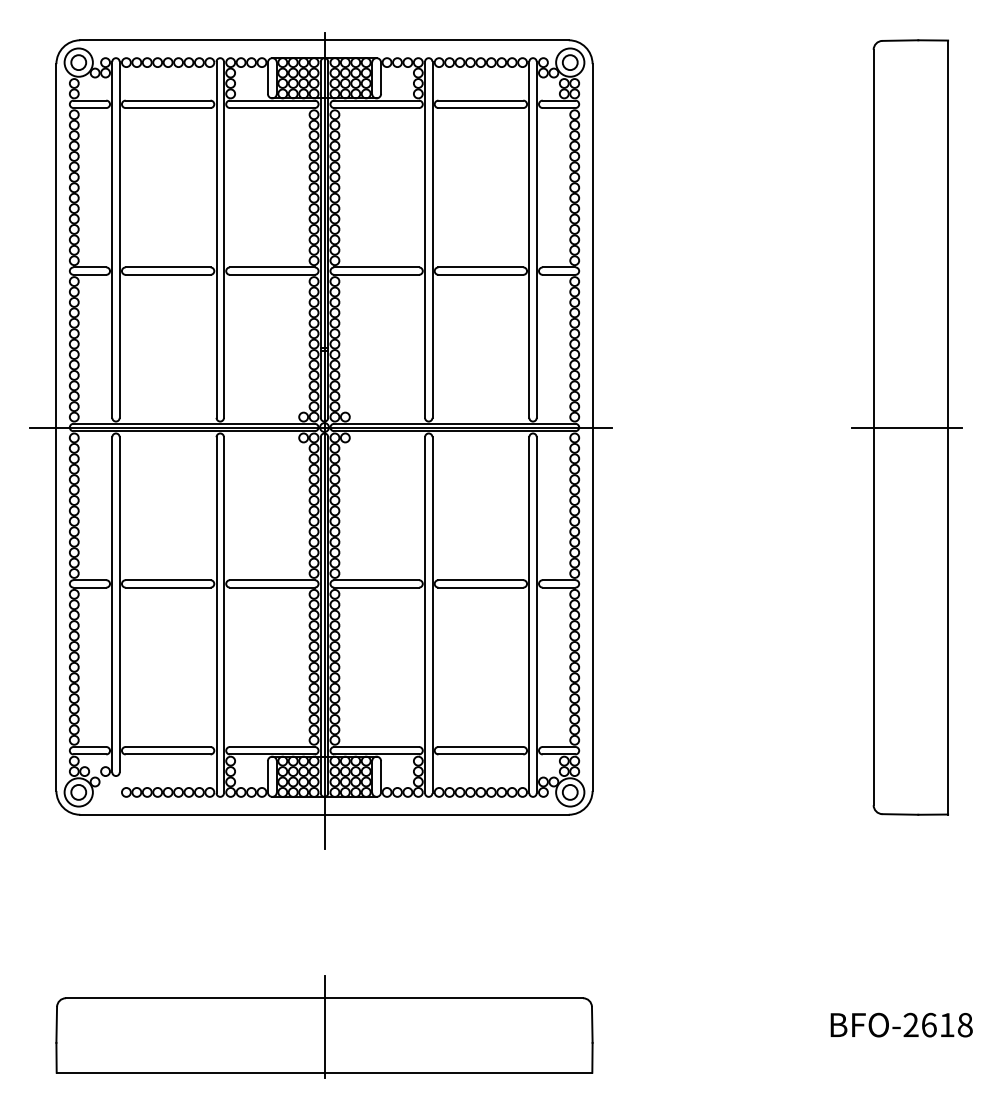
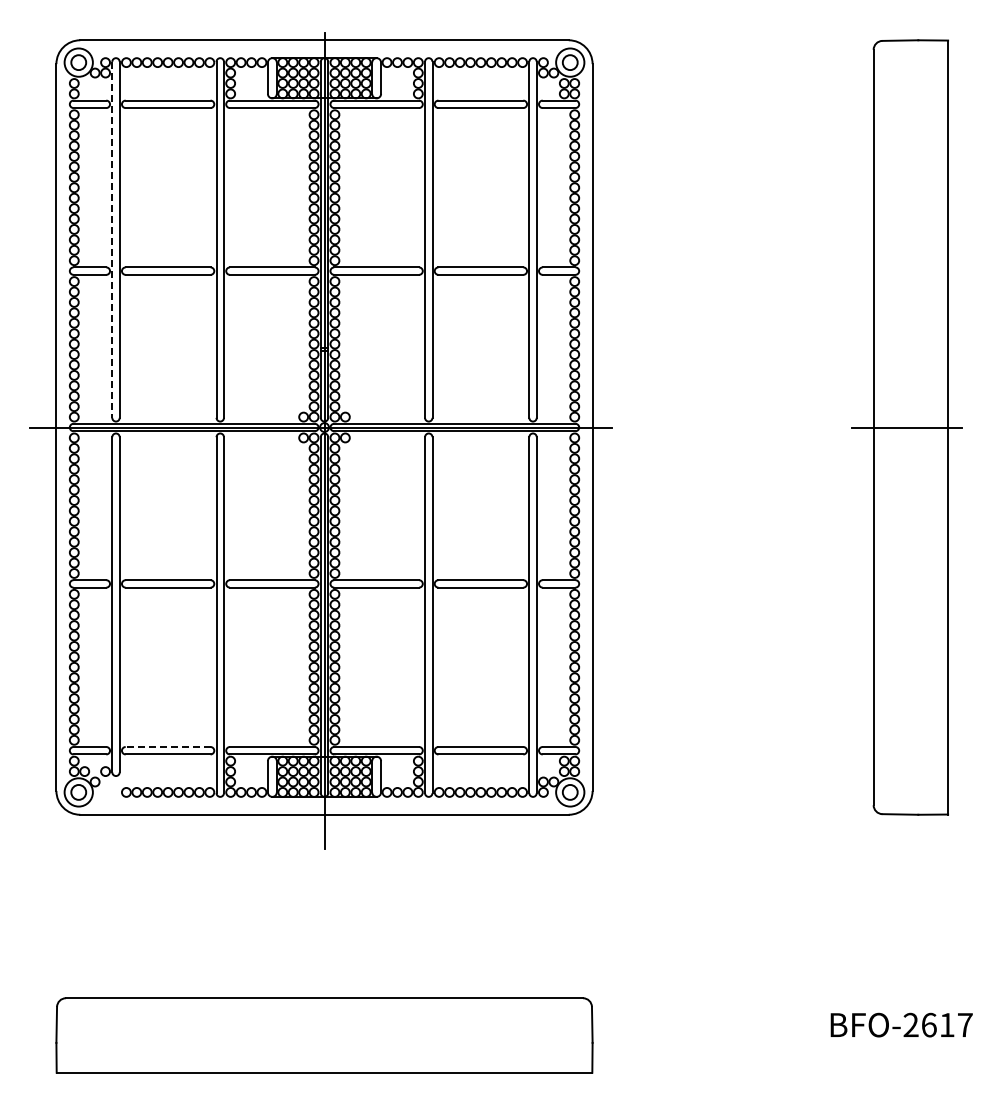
line: solid -> dashed (112, 239)
line: solid -> dashed (167, 747)
text: BFO-2618 -> BFO-2617 (964, 1025)
line: present -> none (324, 1026)
